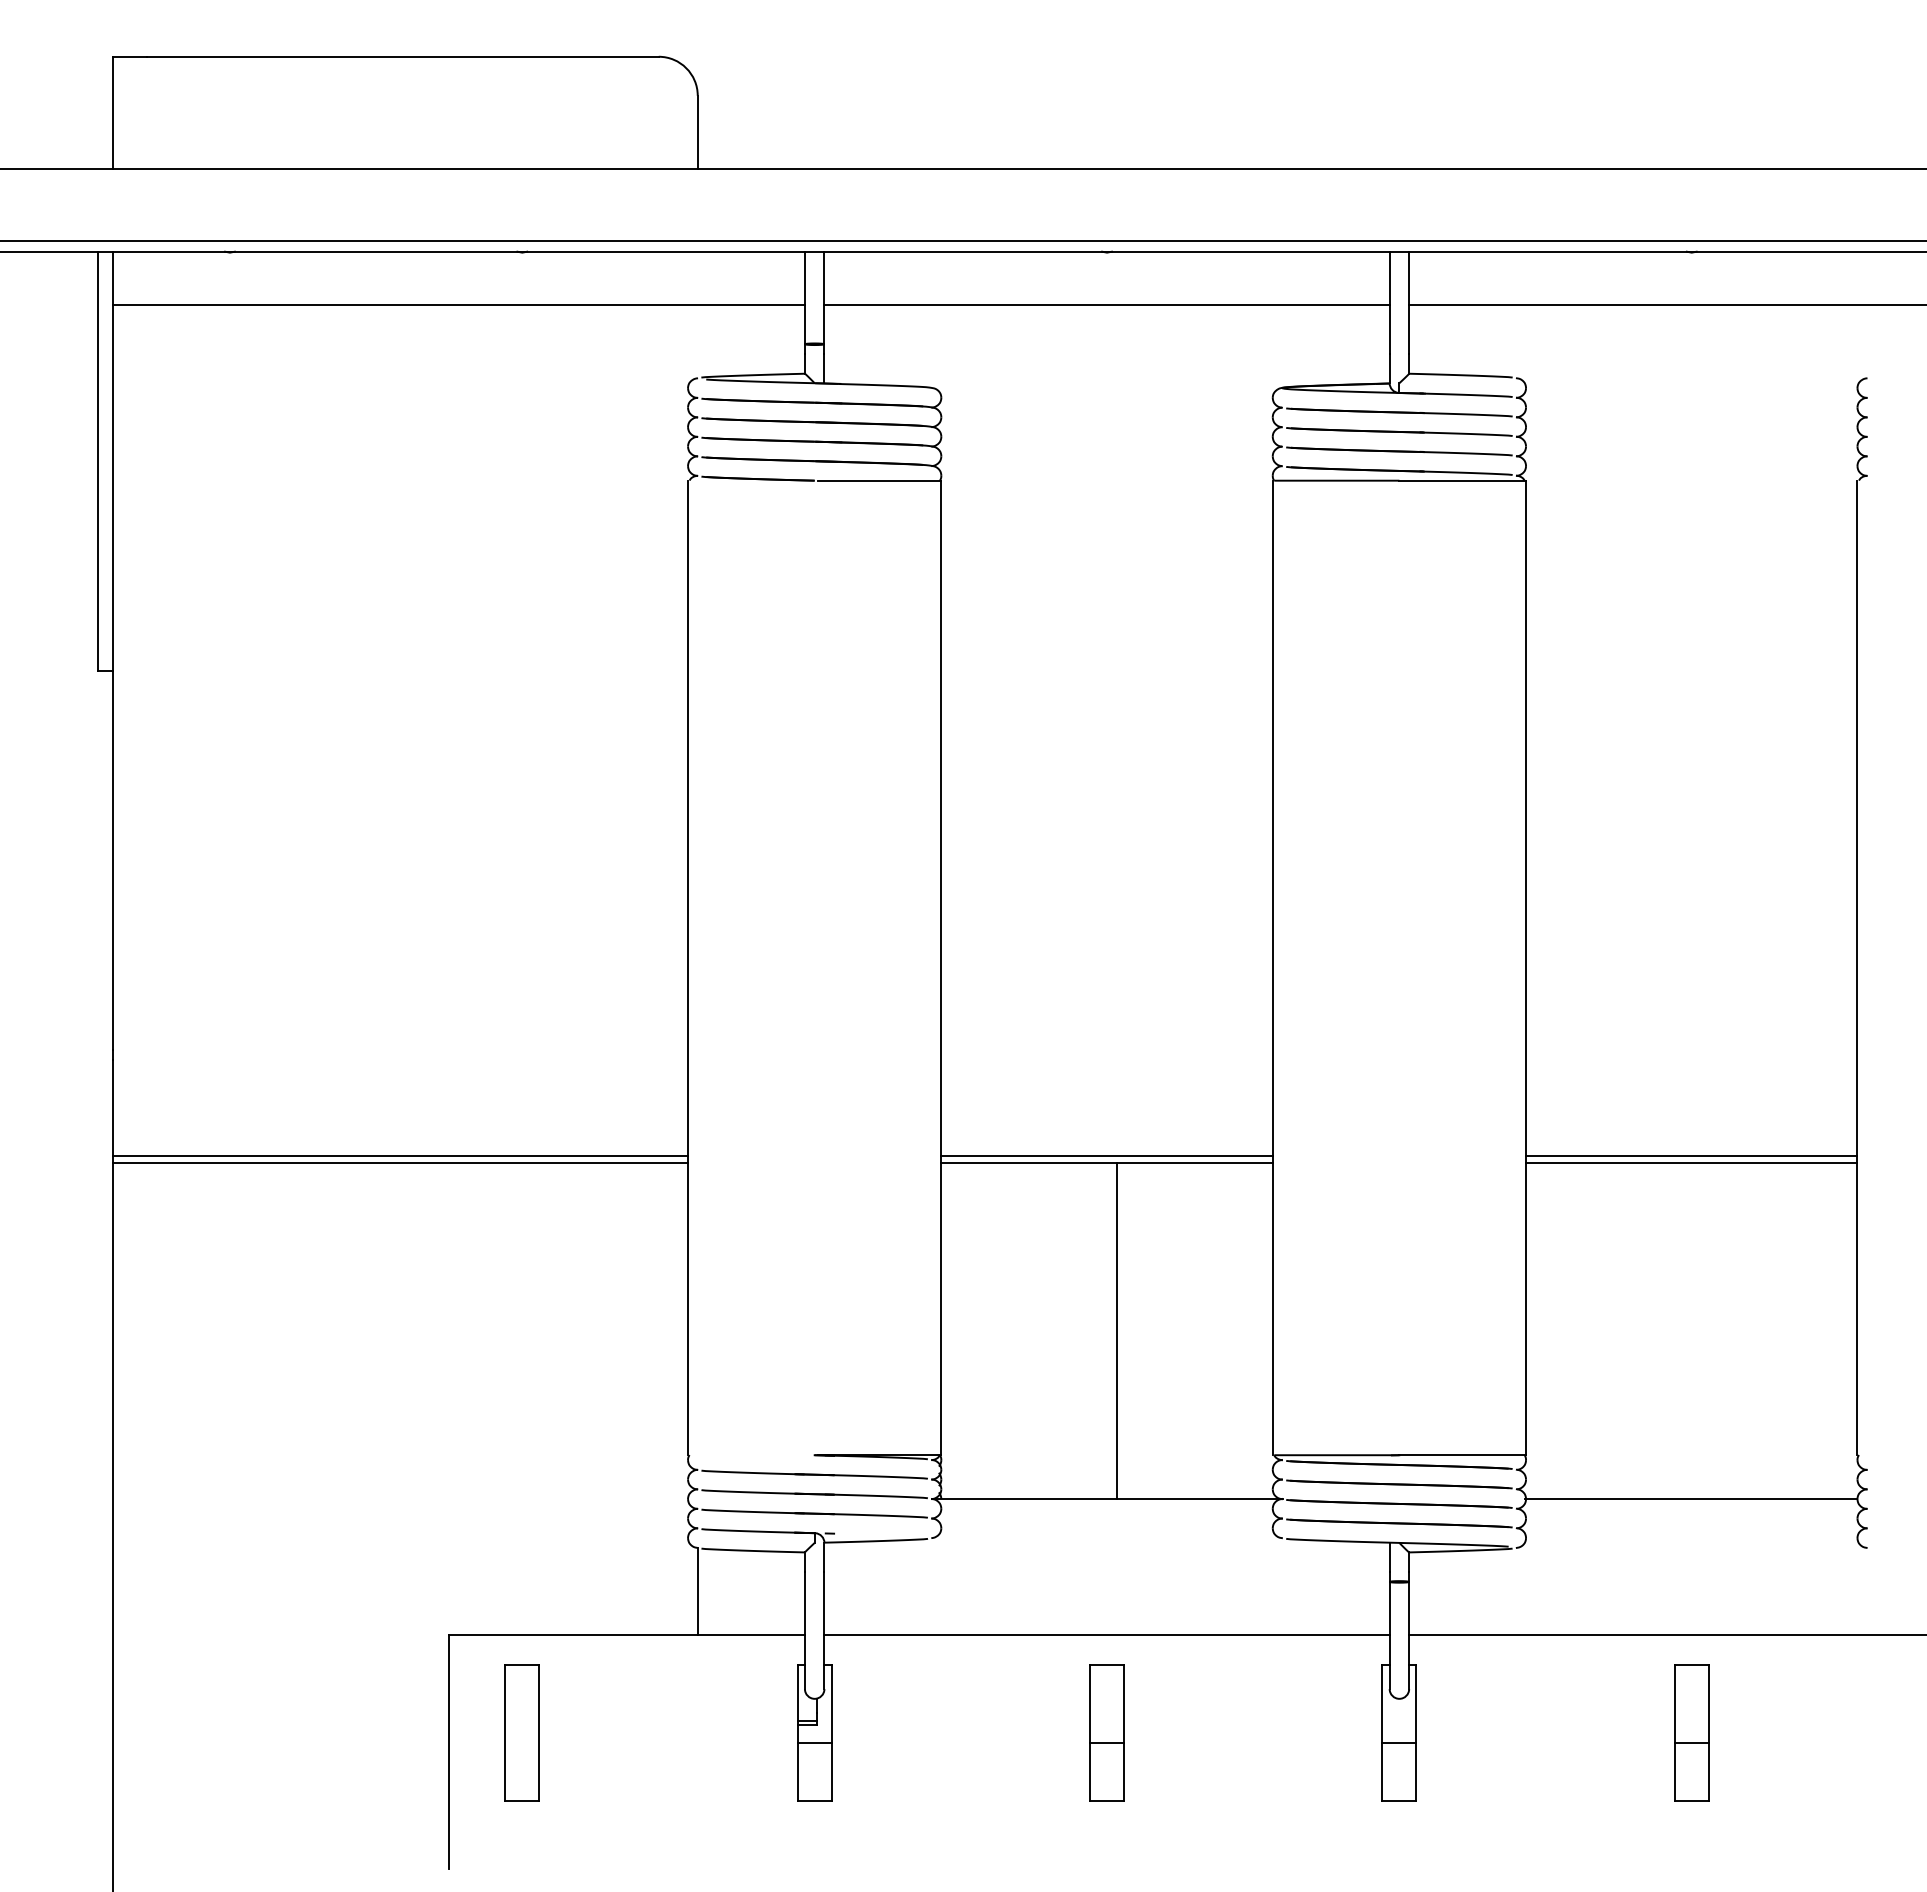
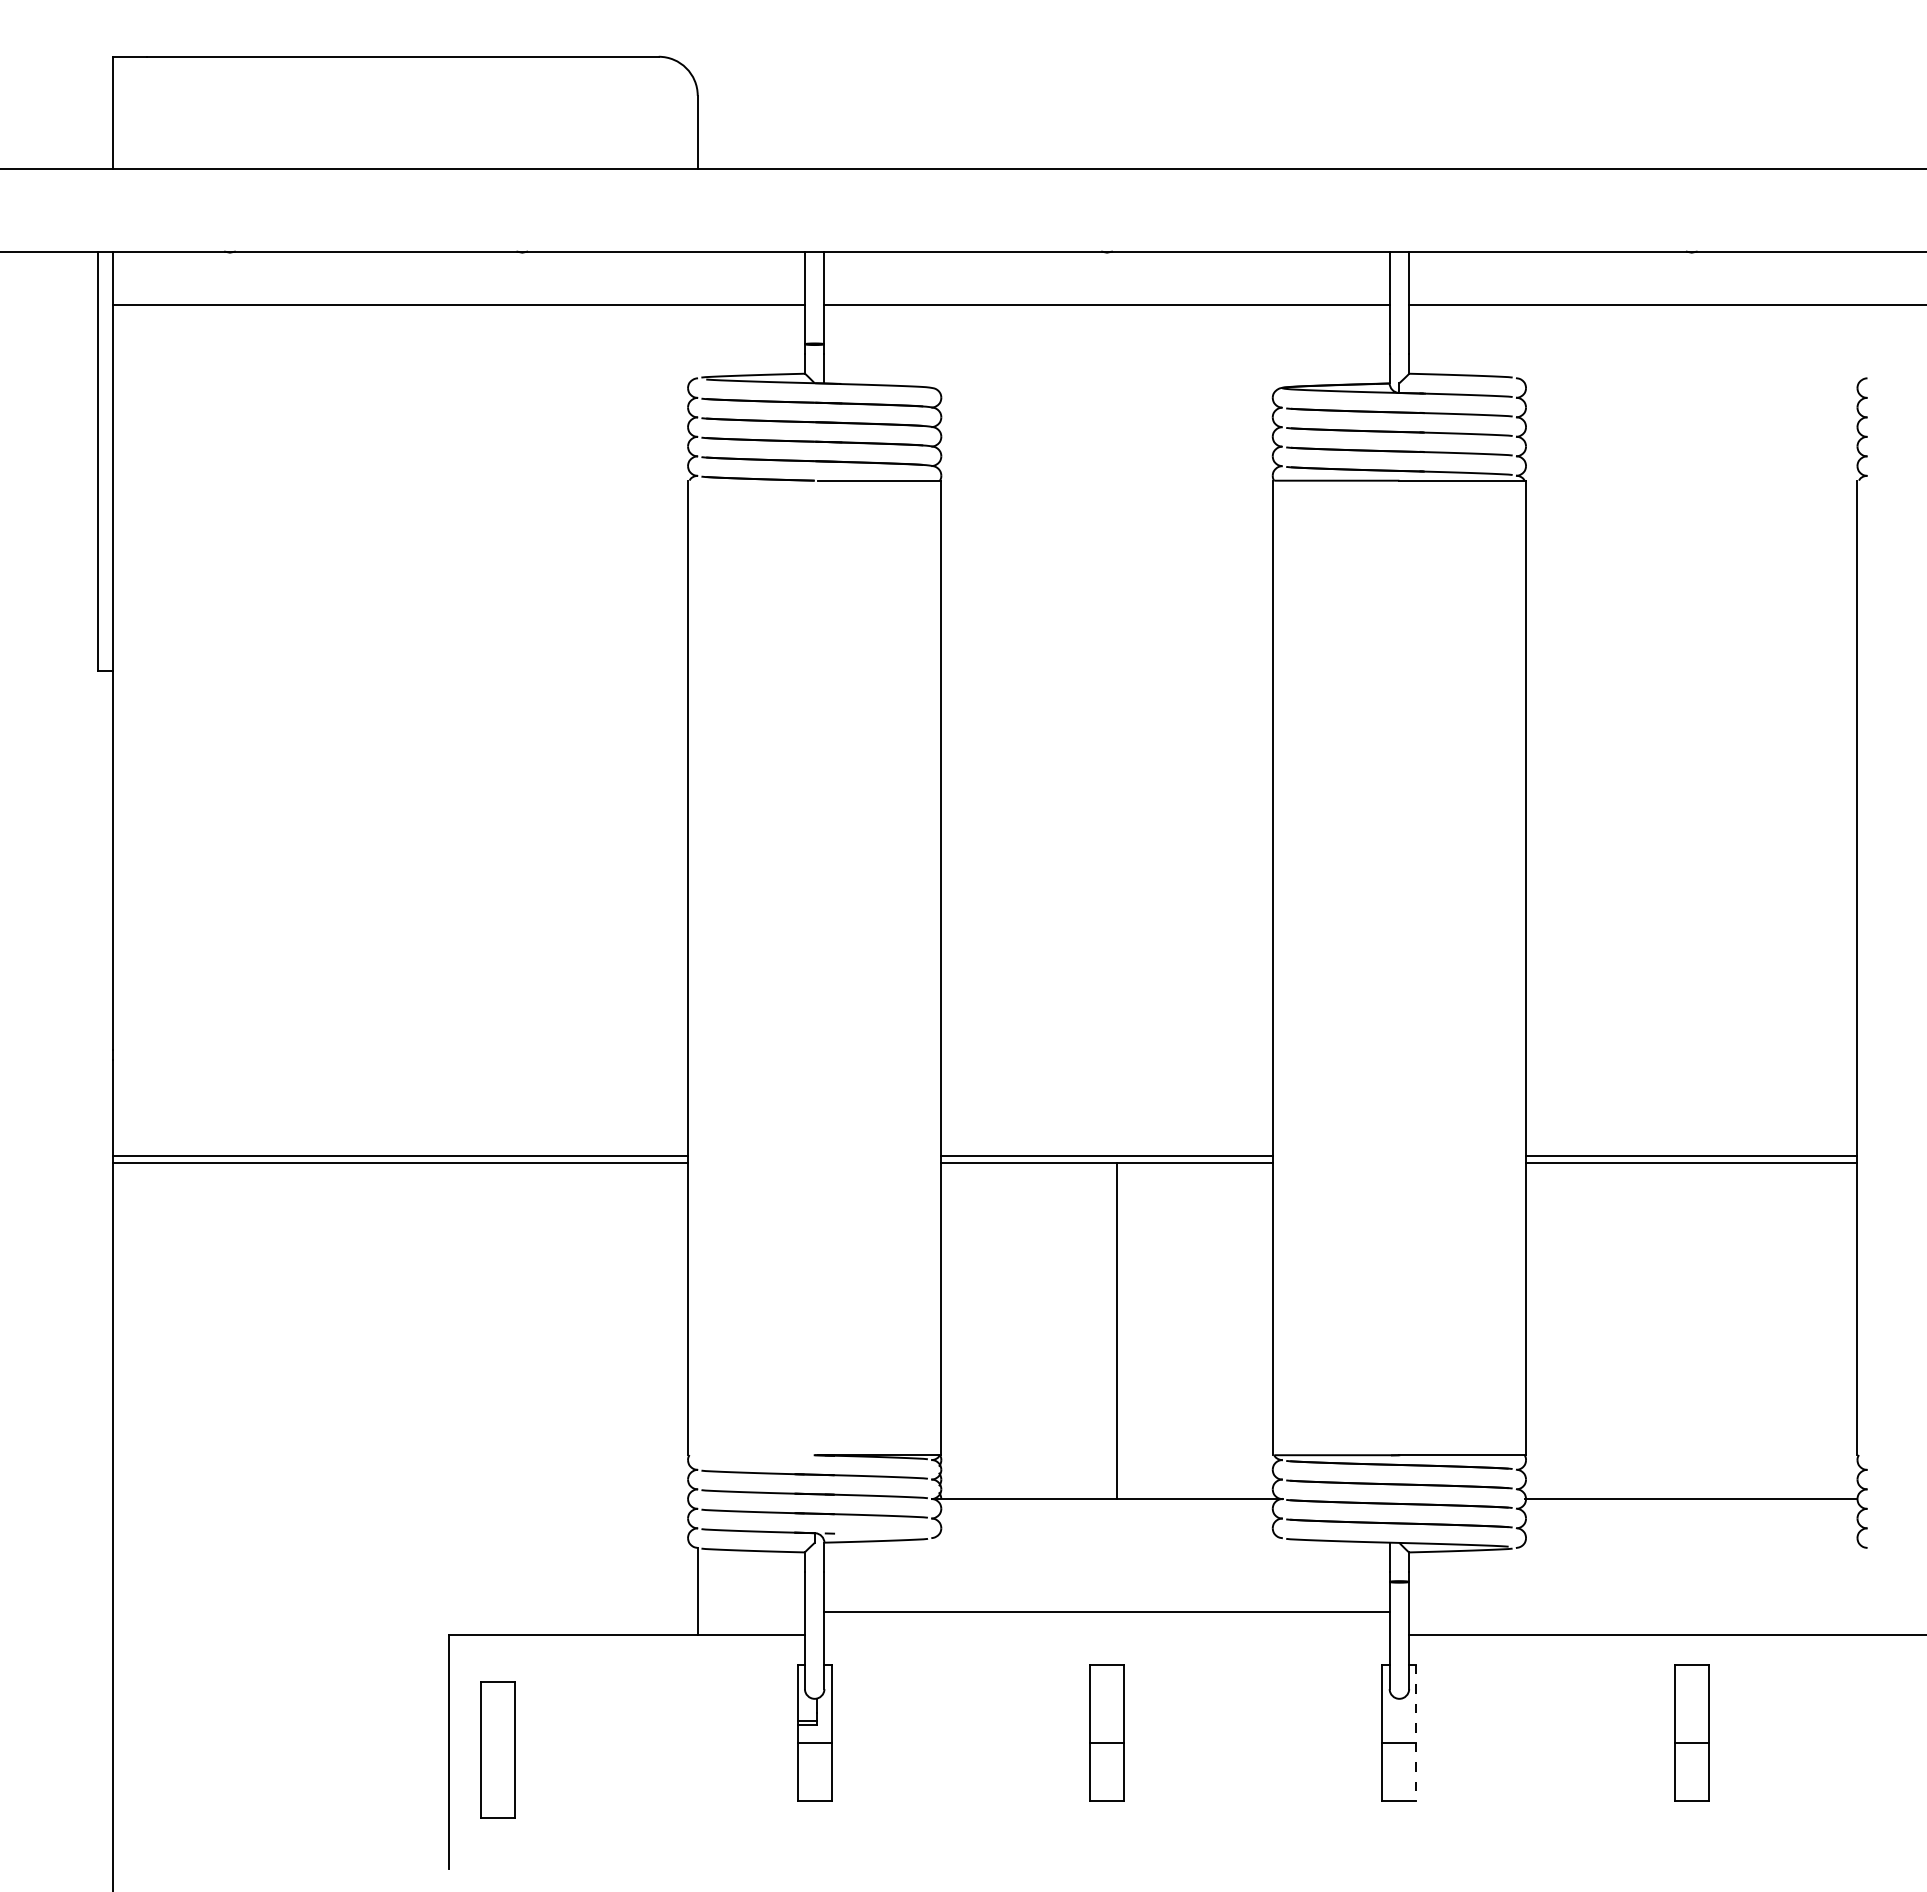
line: present -> none (962, 241)
line position: (1106, 1635) -> (1106, 1612) (1106, 1612)
part position: (521, 1732) -> (497, 1749) (497, 1749)
line: solid -> dashed (1416, 1733)
